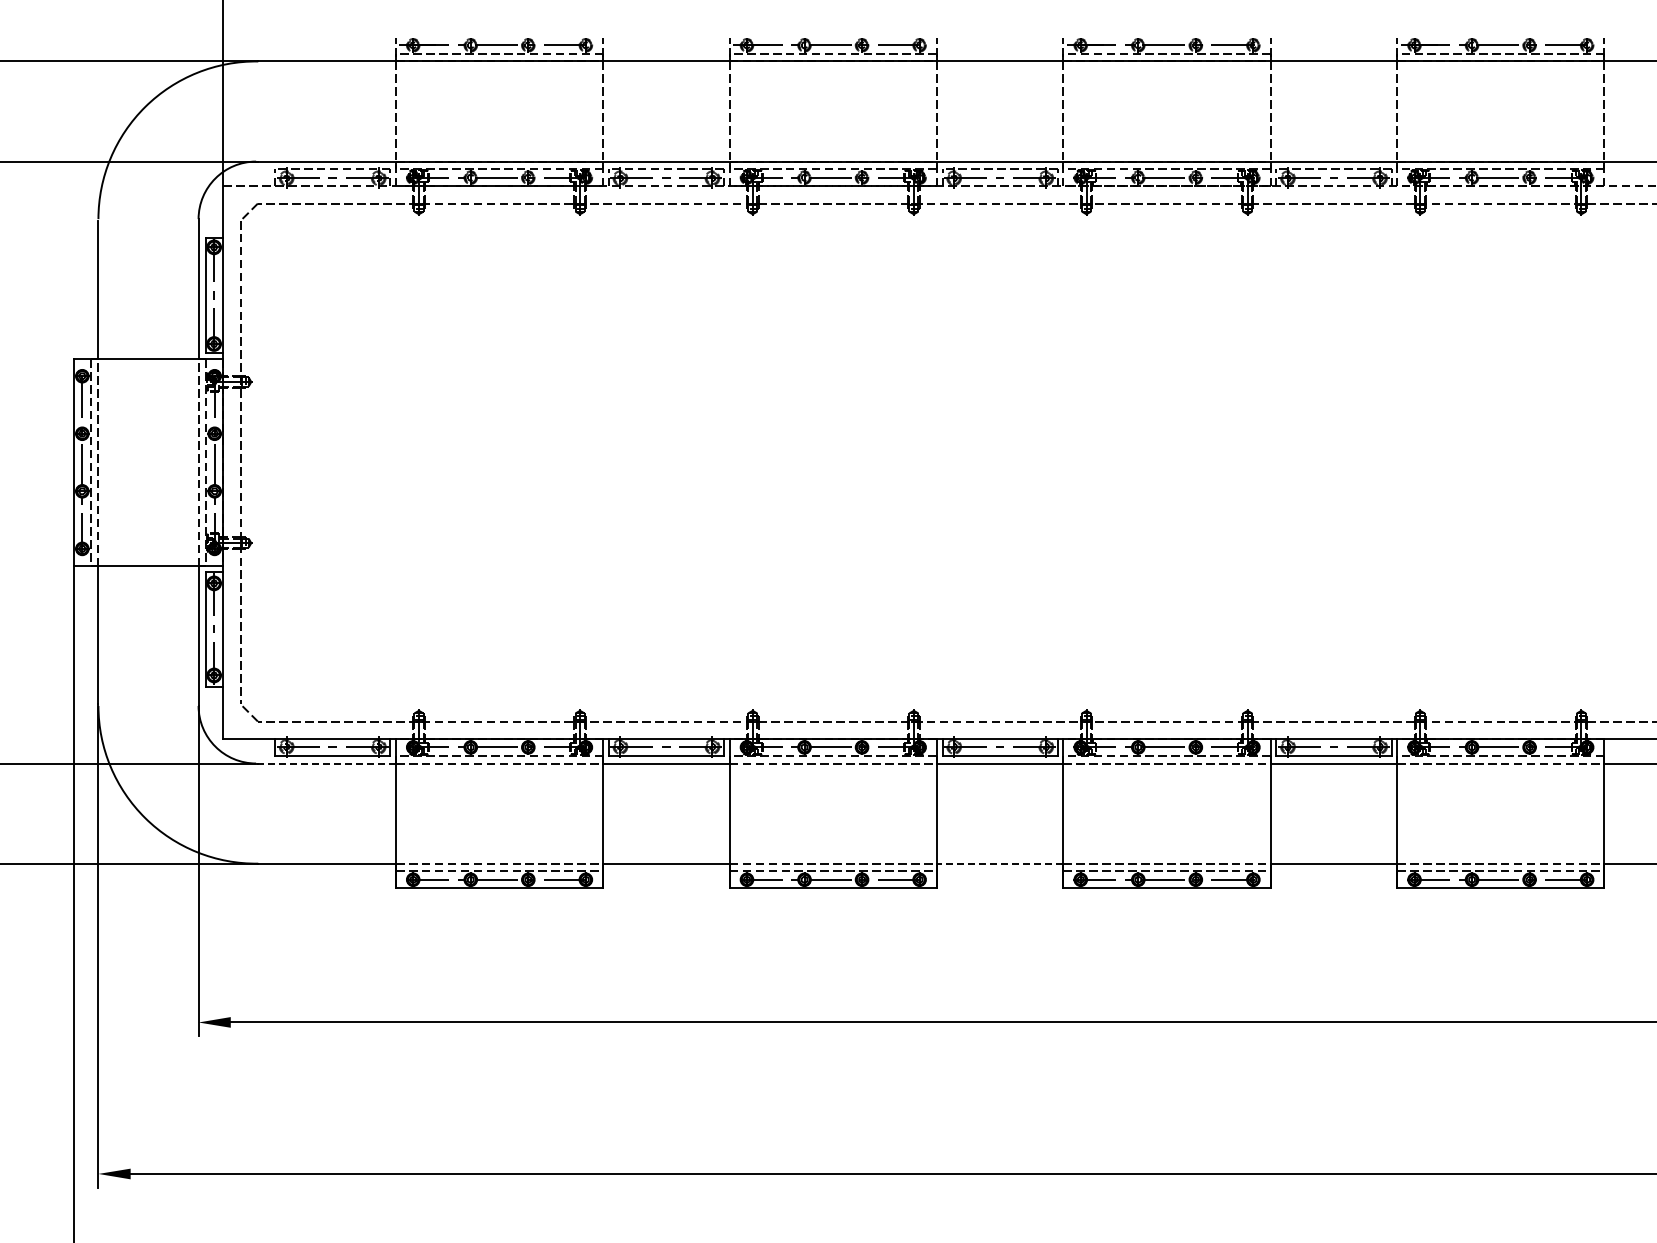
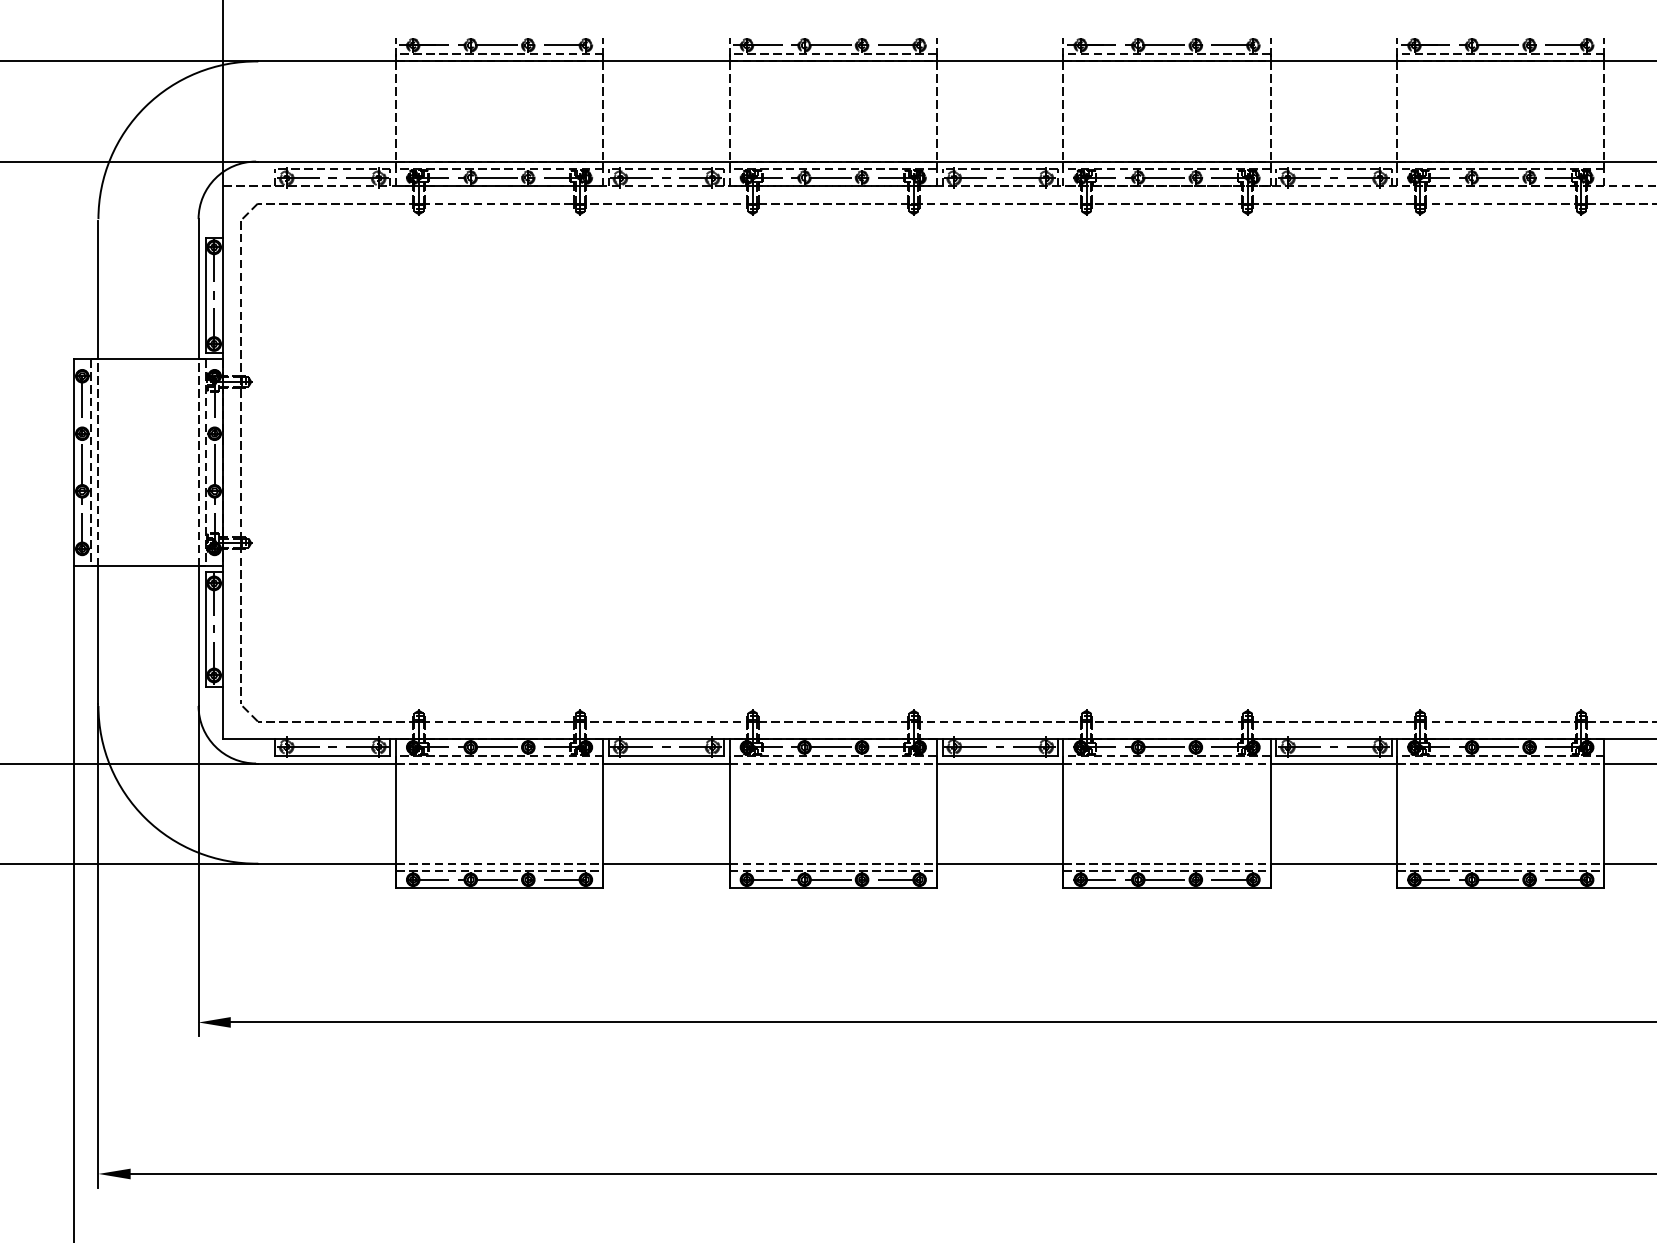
line: dashed -> solid (326, 763)
line: dashed -> solid (999, 863)
